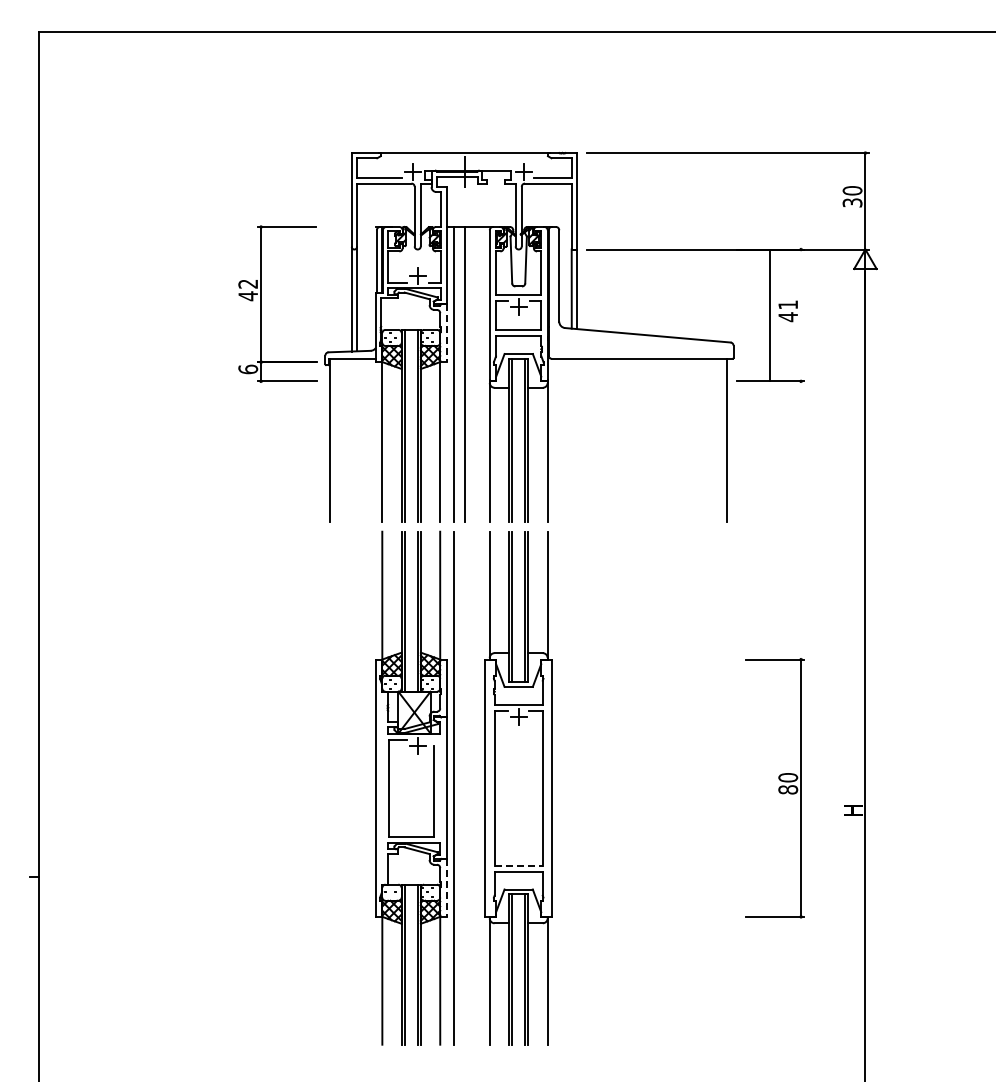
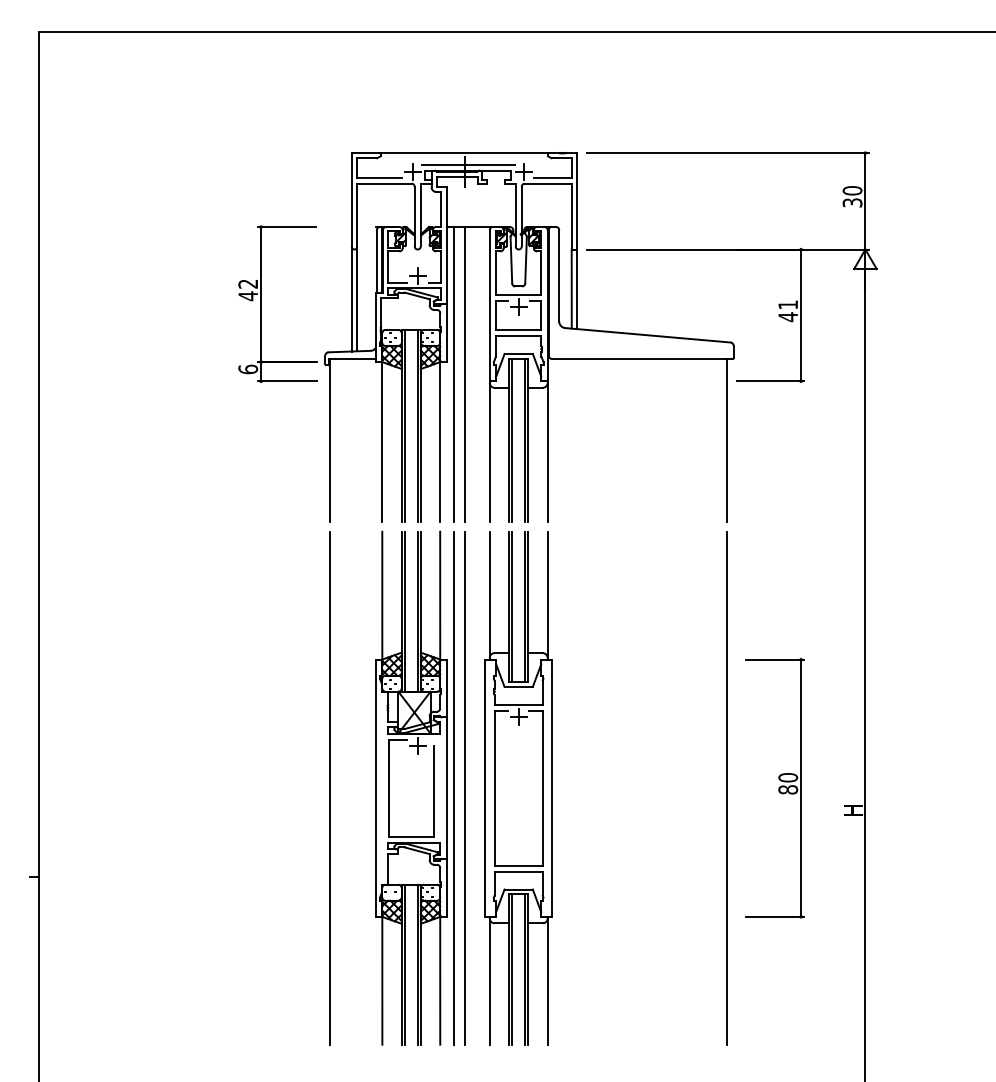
line: none -> present (467, 165)
line position: (770, 315) -> (801, 315) (801, 315)
line: dashed -> solid (446, 333)
line: none -> present (330, 787)
line: none -> present (727, 787)
line: none -> present (464, 788)
line: dashed -> solid (519, 865)
line: dashed -> solid (446, 887)
